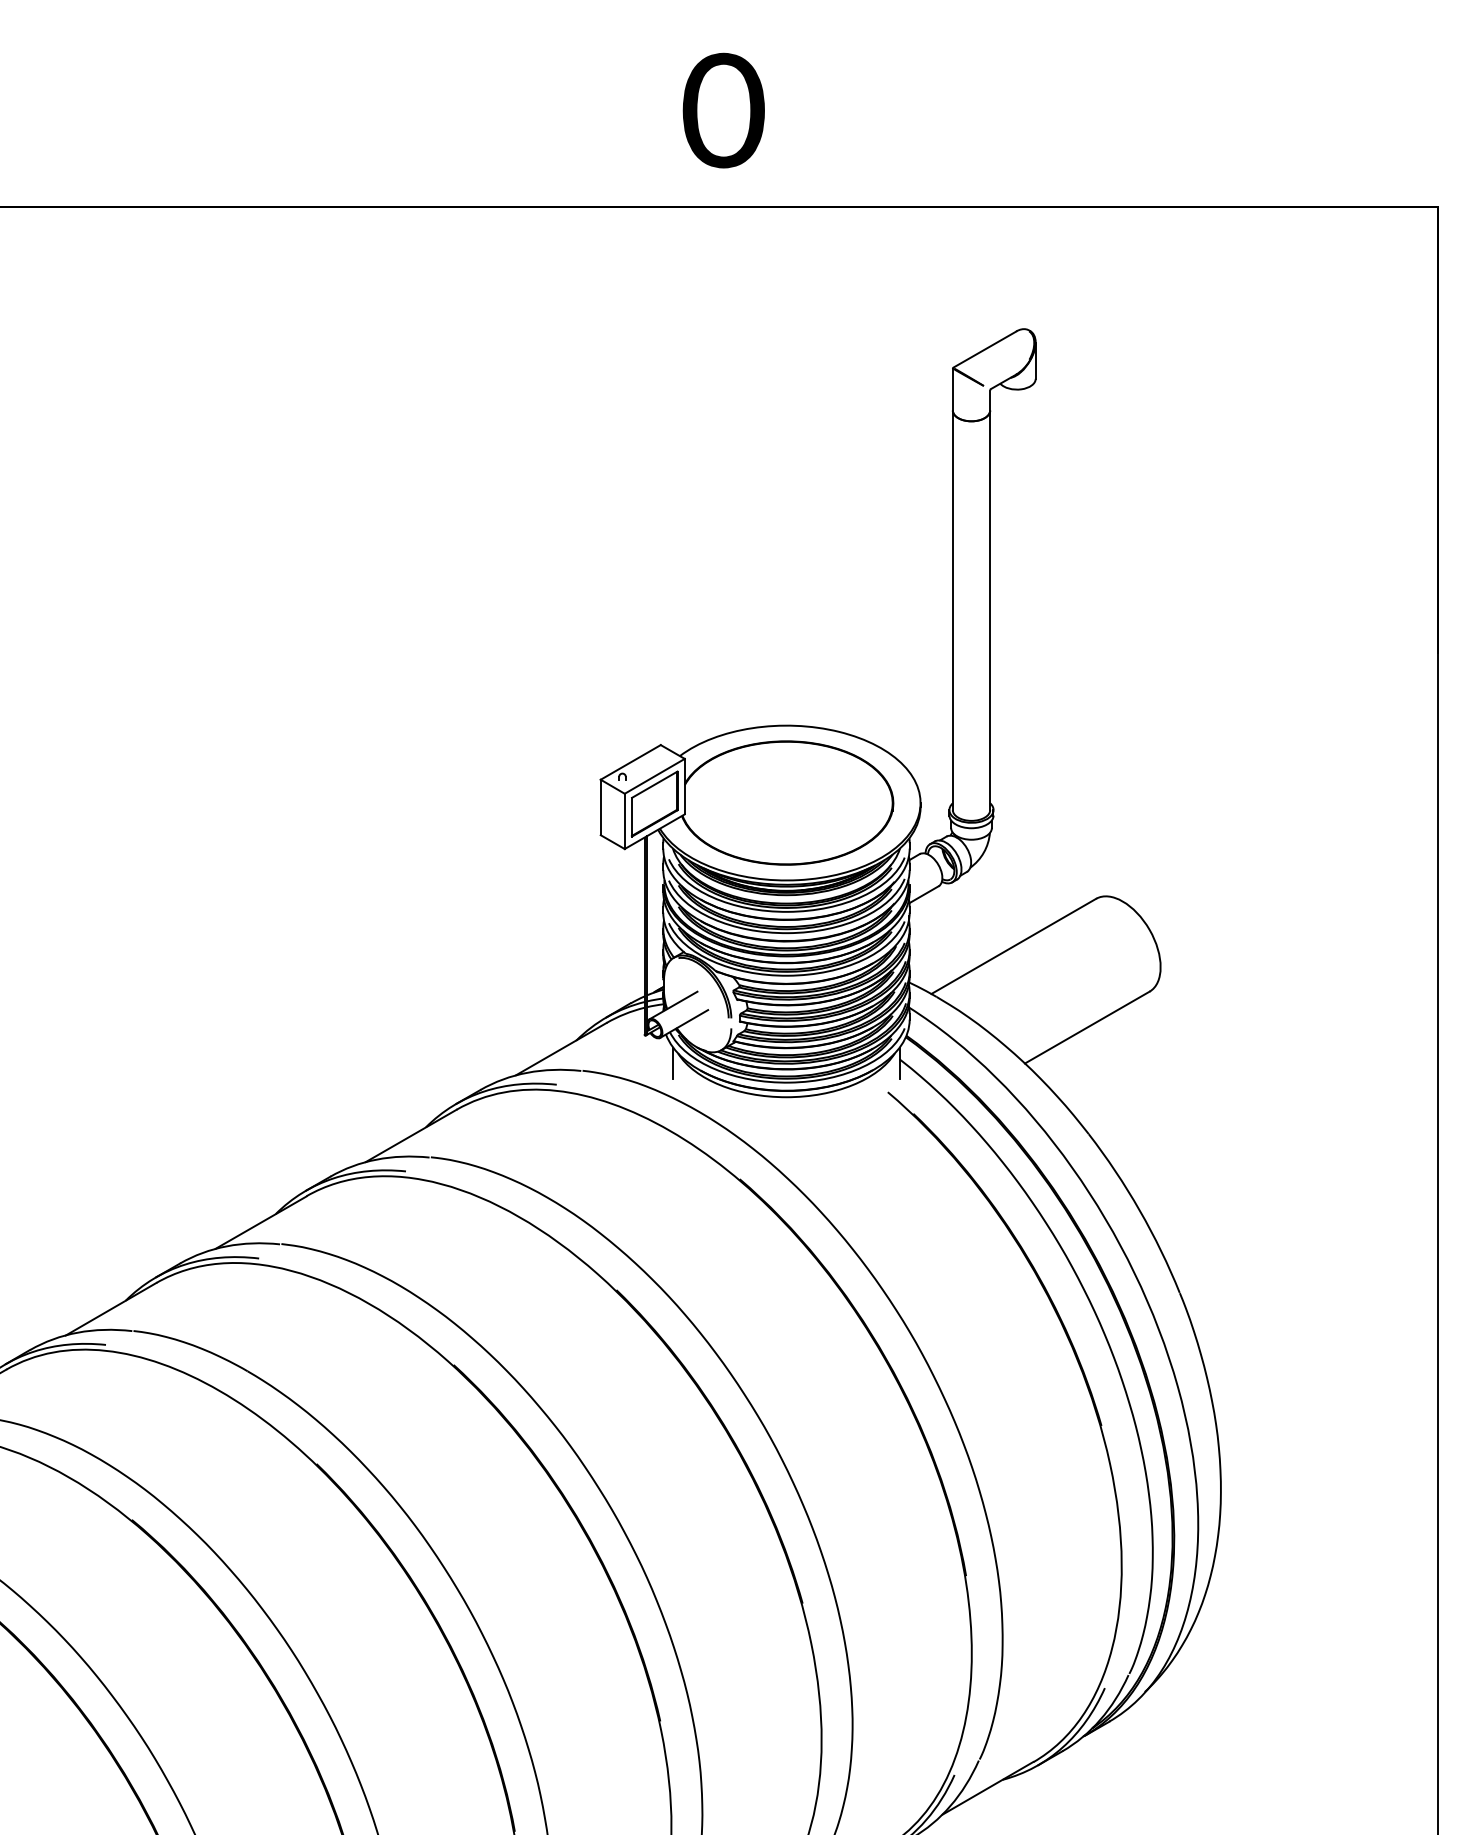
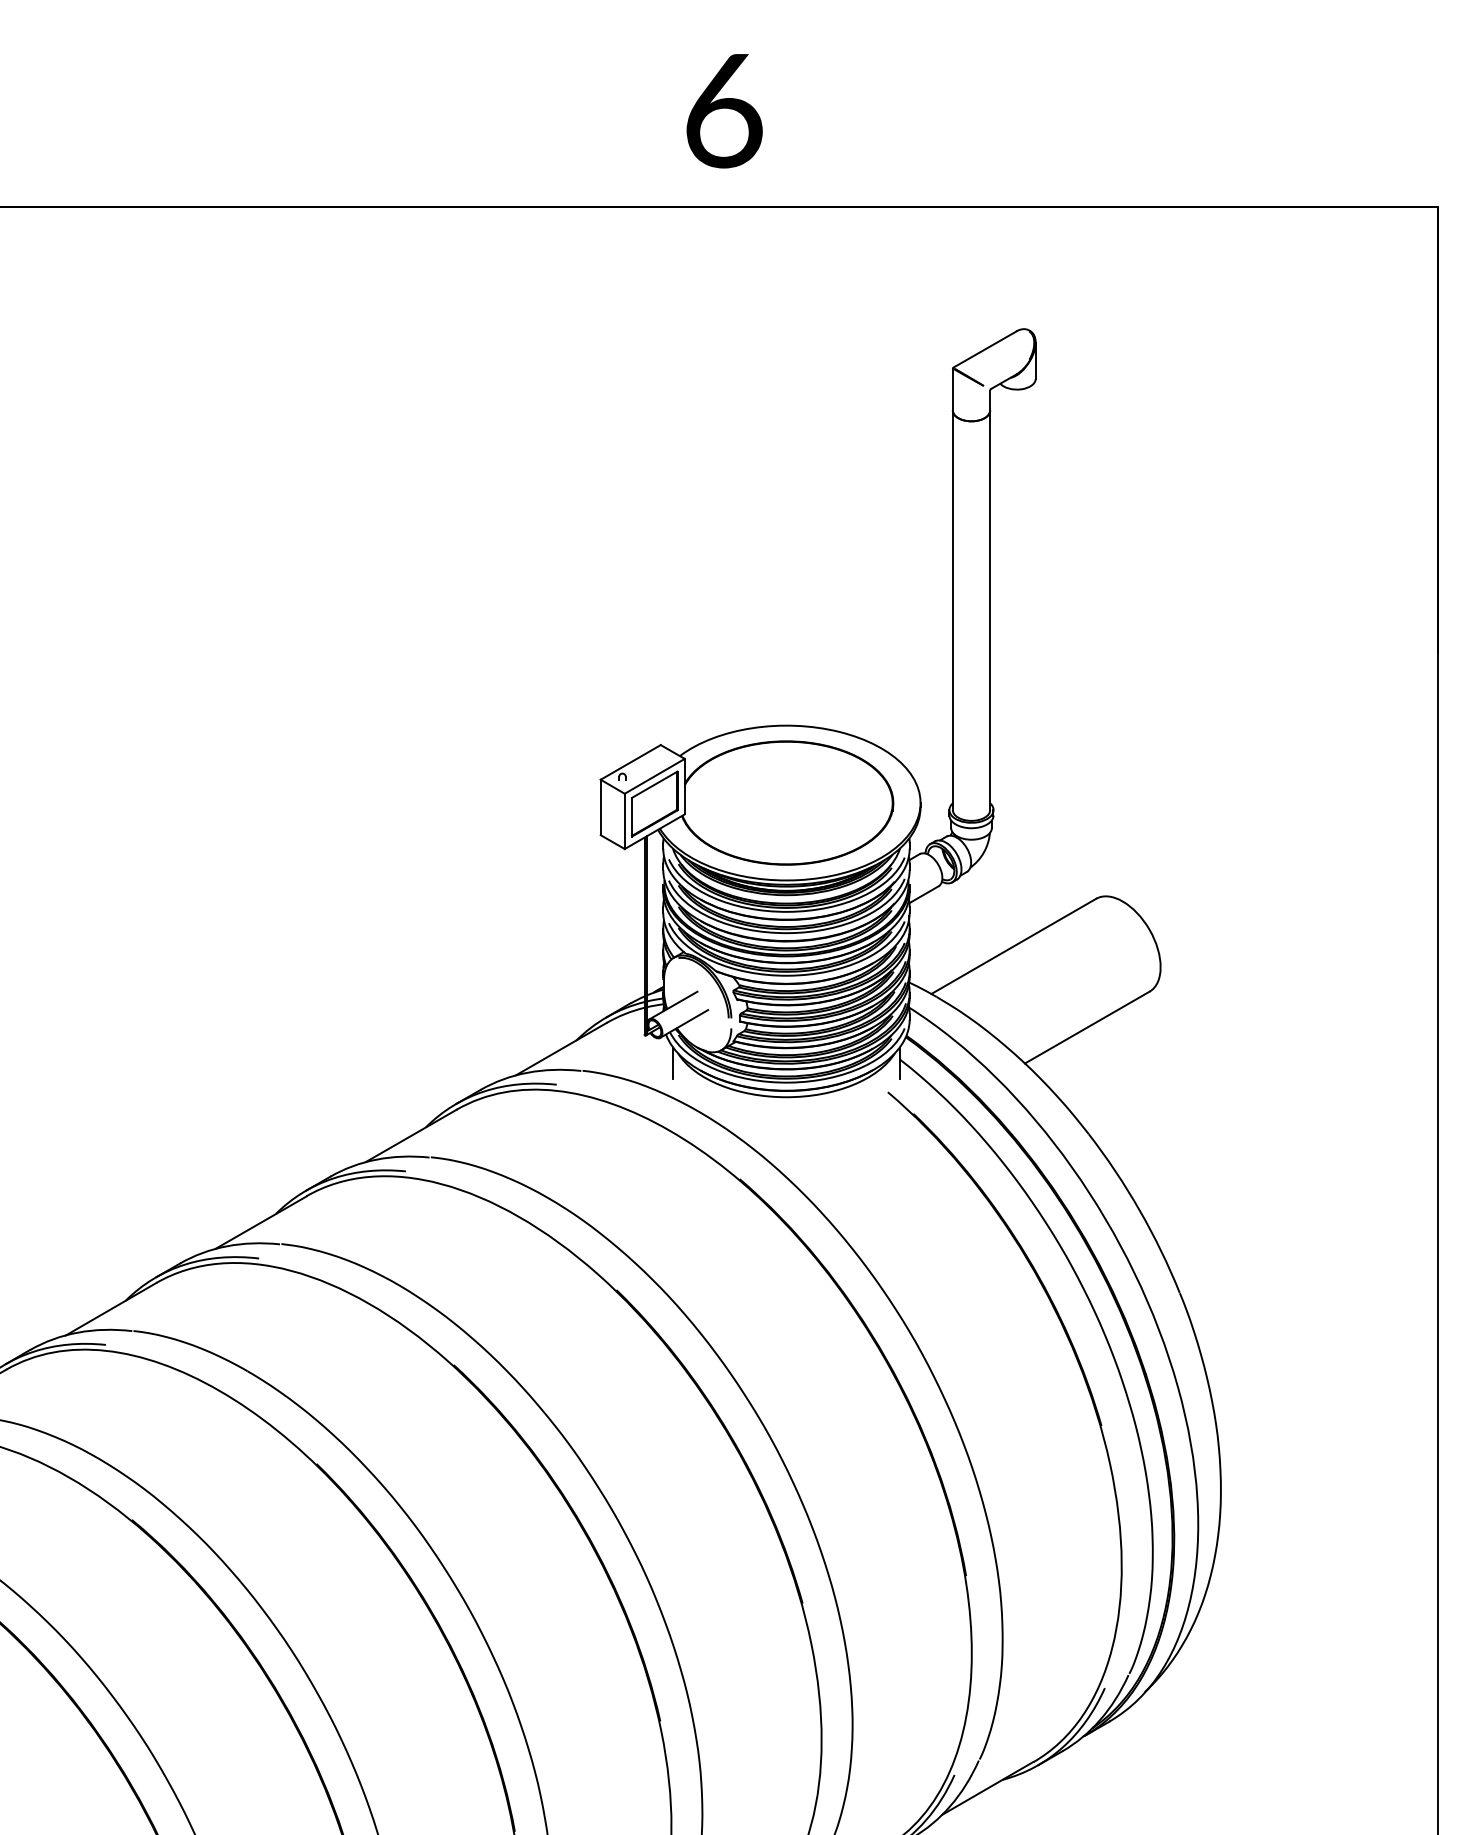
text: 0 -> 6 (723, 110)
